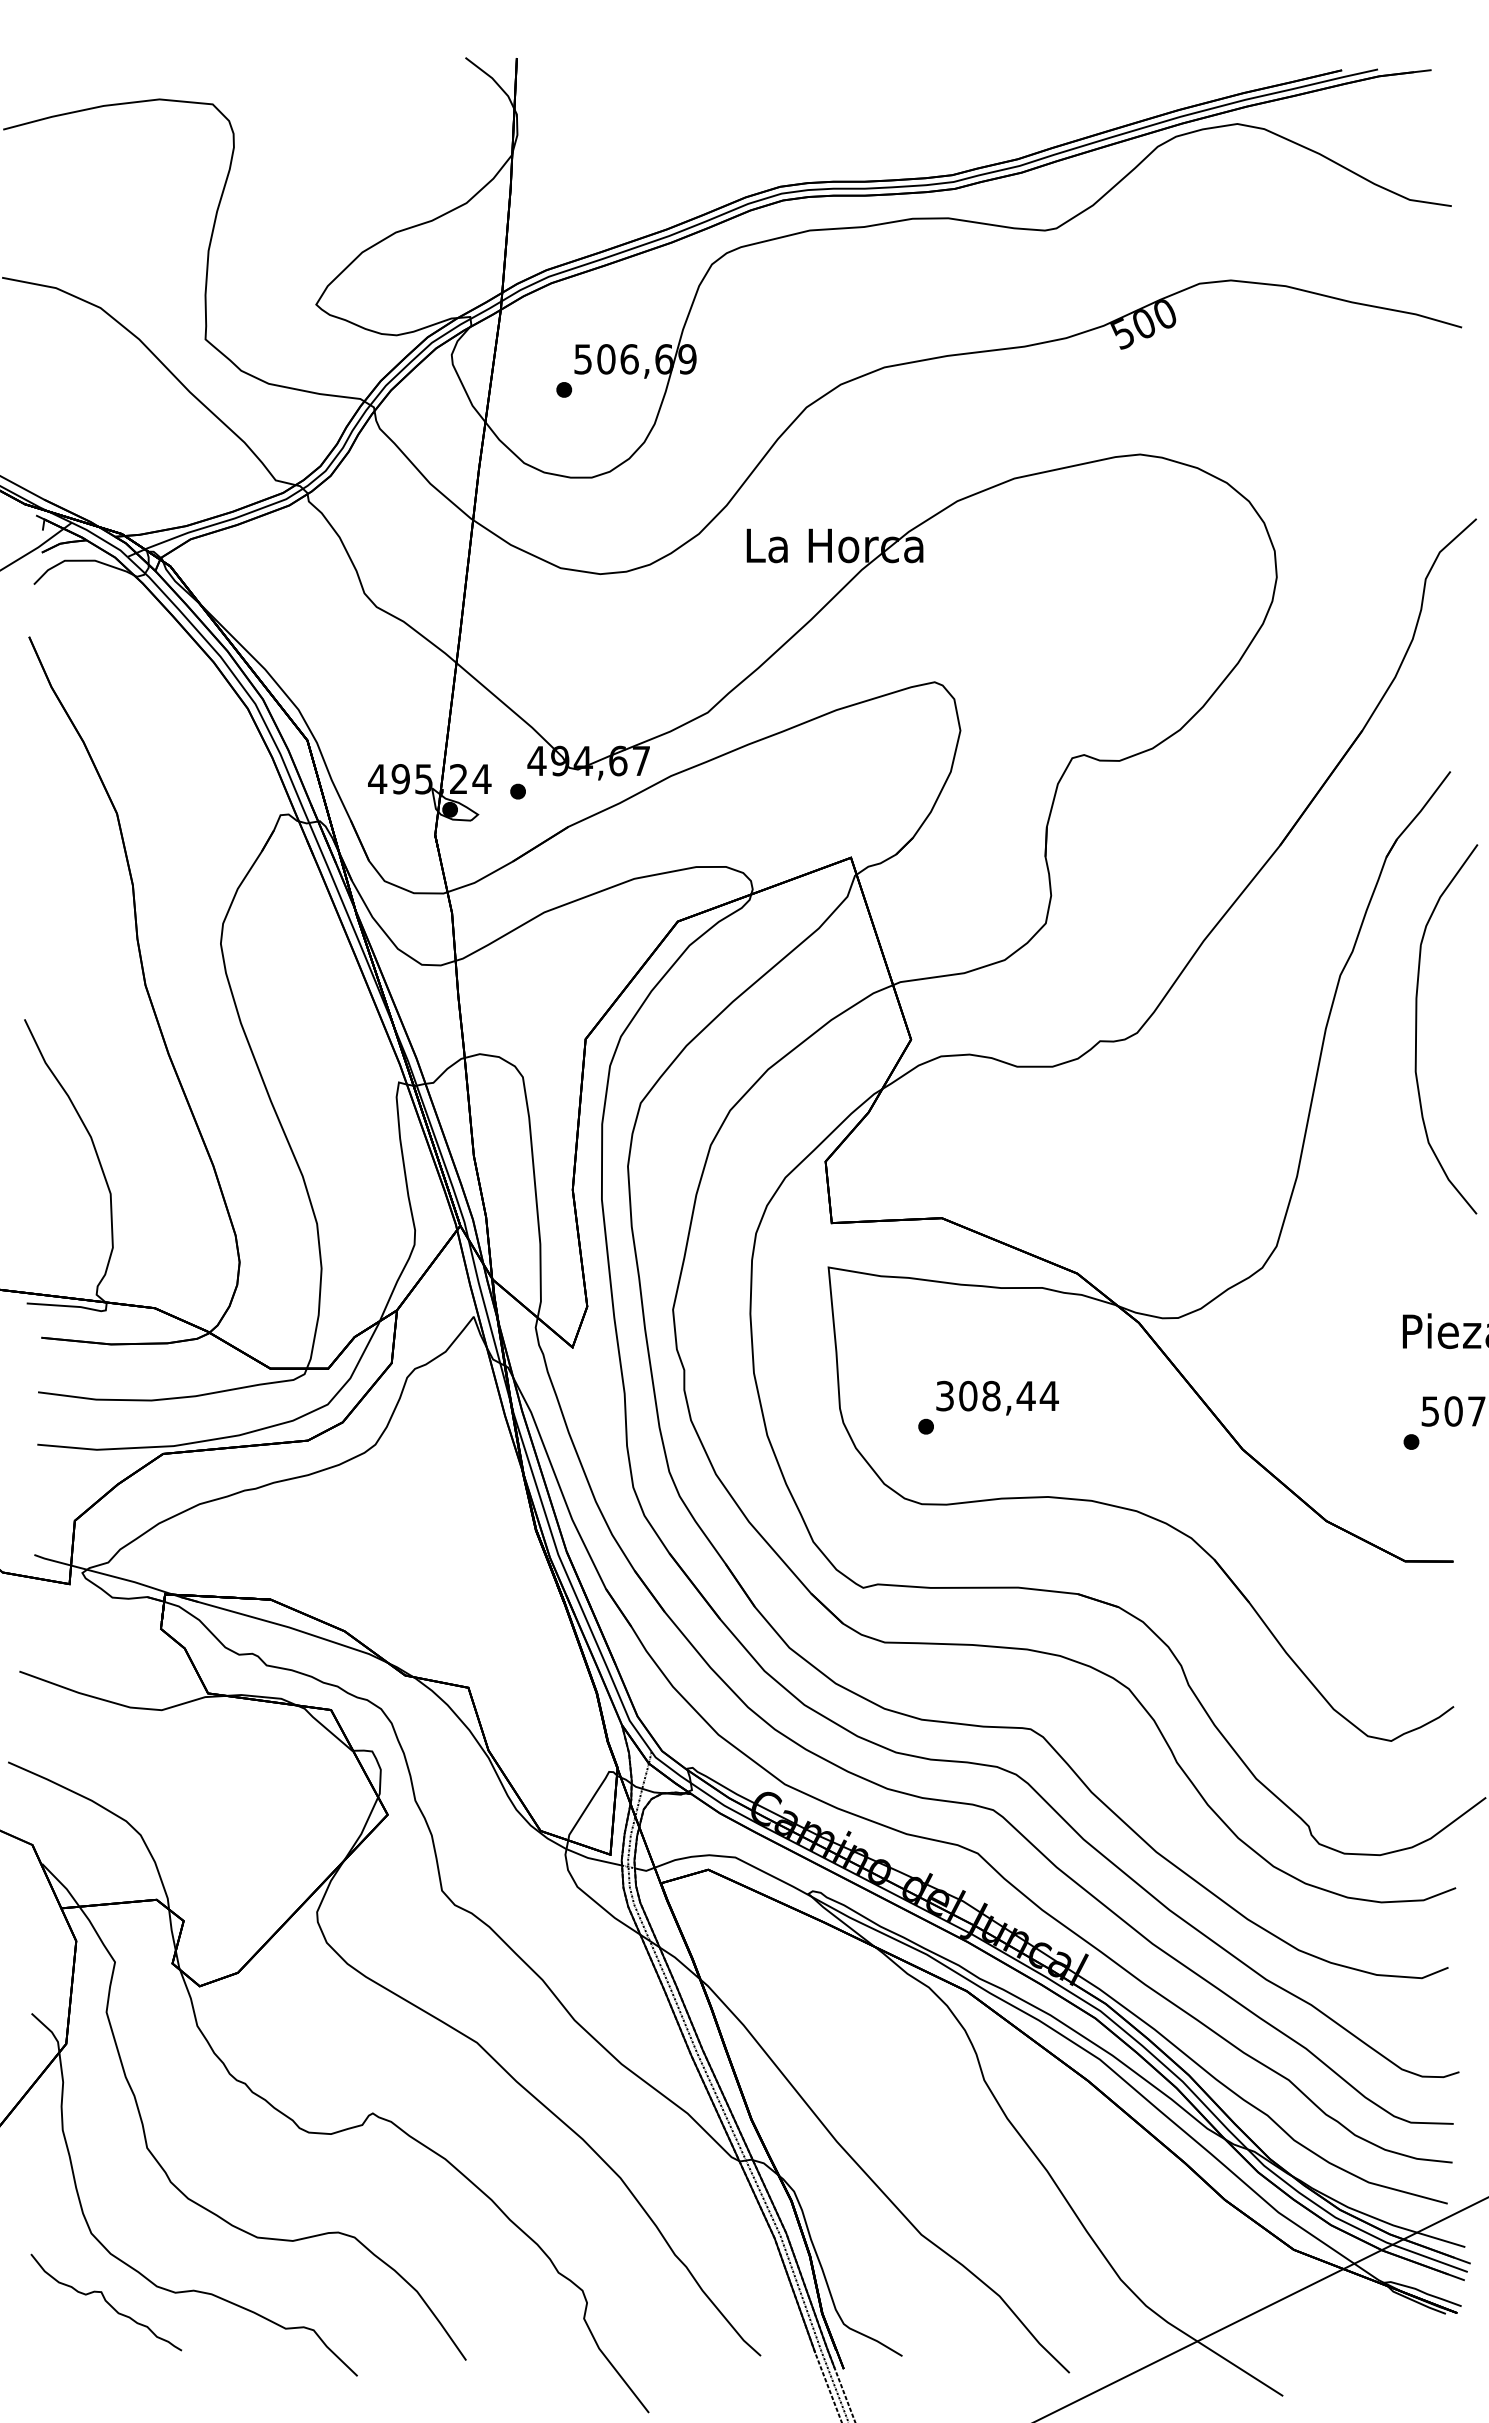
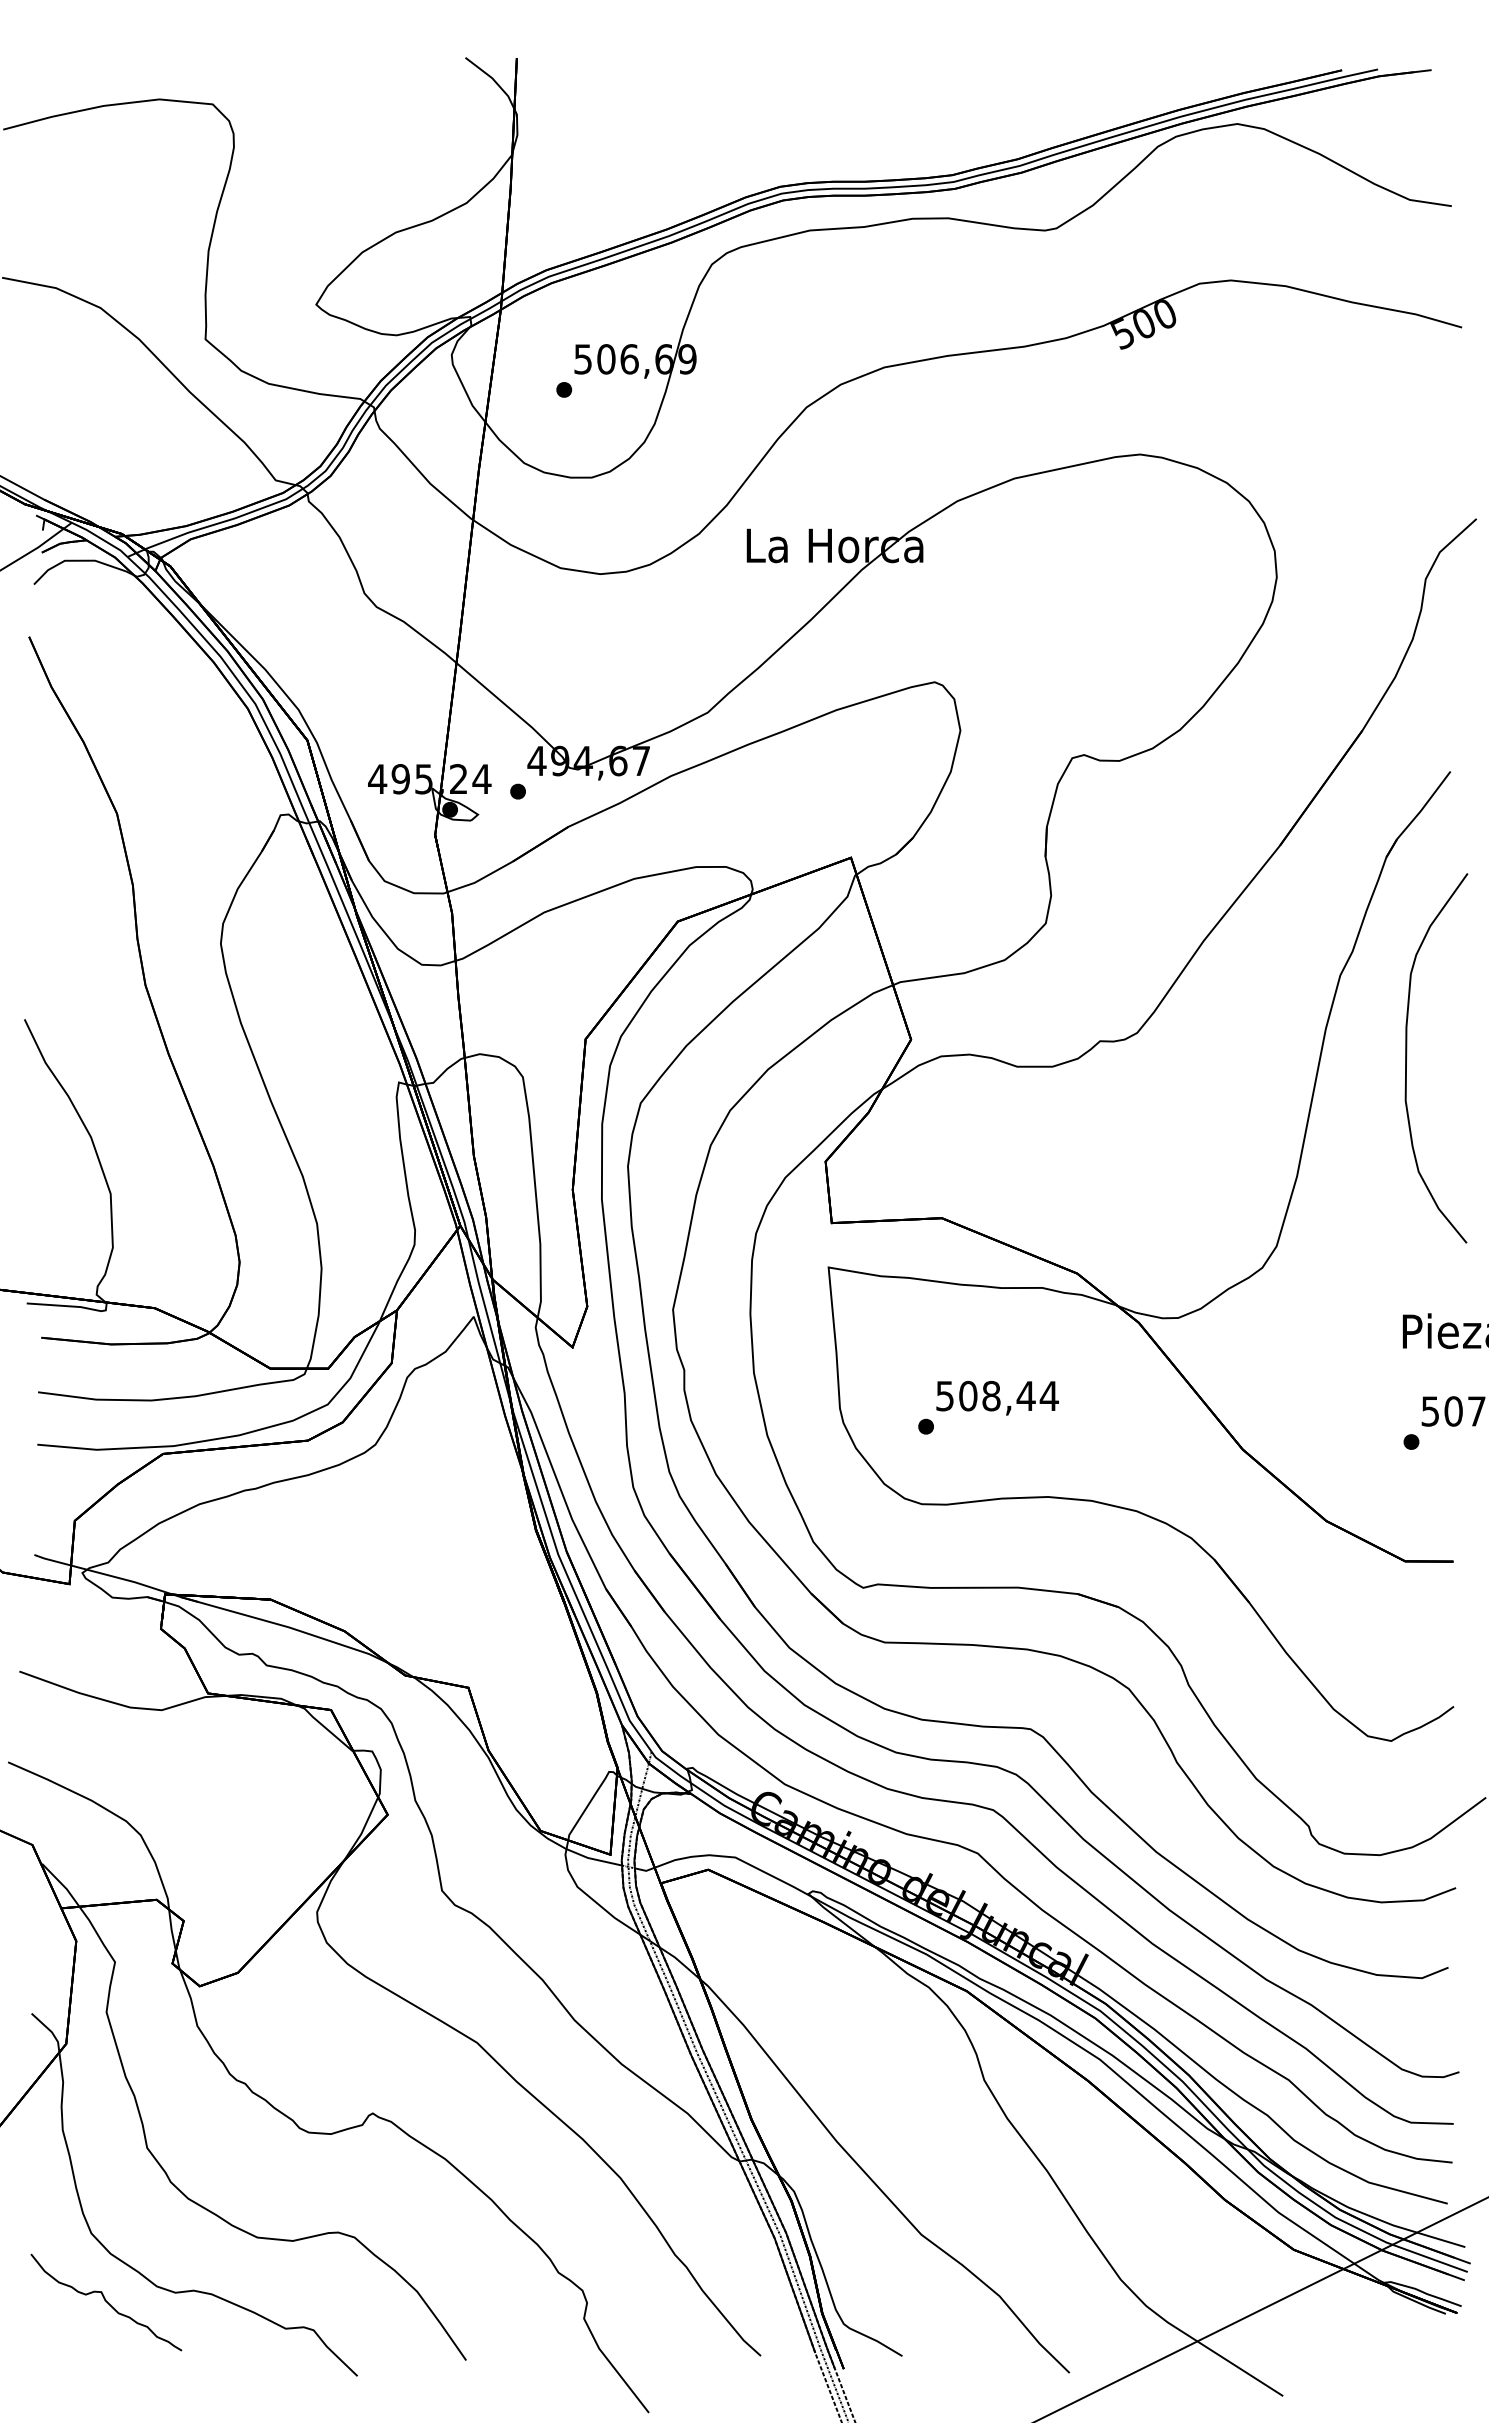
part position: (1417, 1026) -> (1407, 1055) (1407, 1055)
text: 308,44 -> 508,44 (944, 1395)
